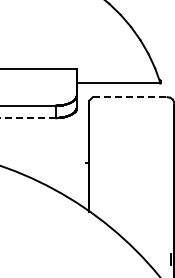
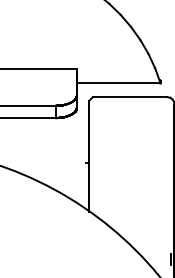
line: dashed -> solid (130, 97)
line: dashed -> solid (28, 118)
